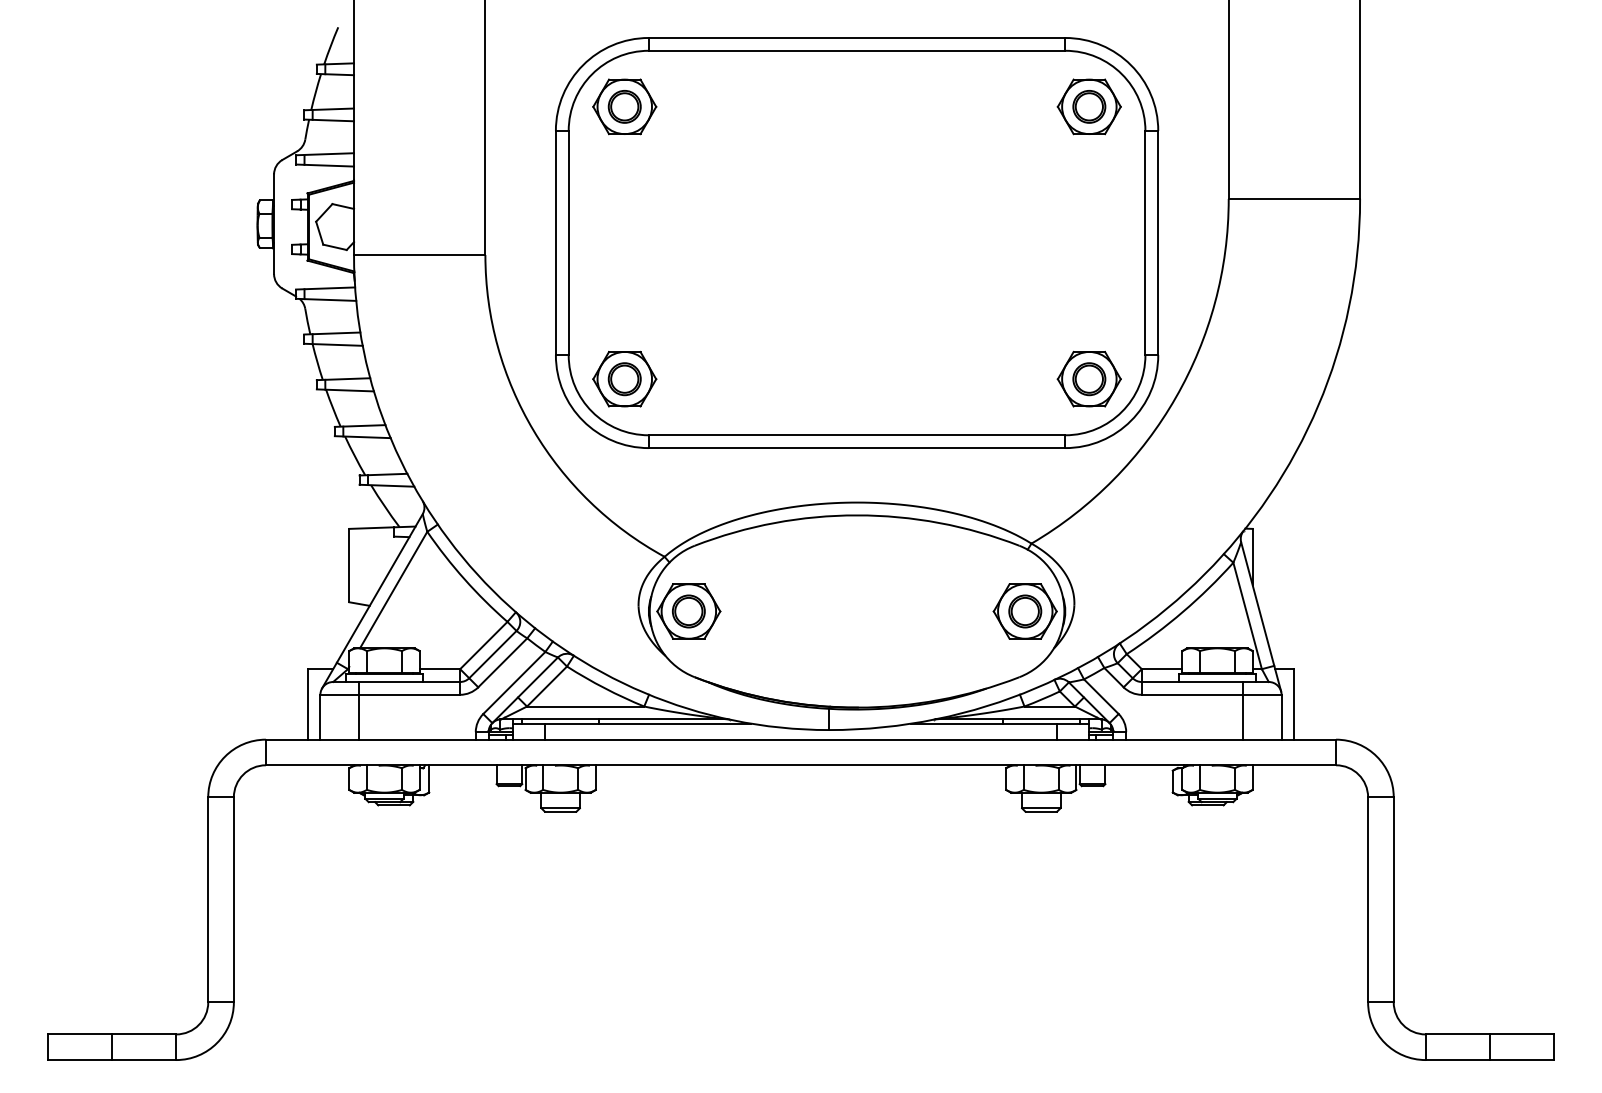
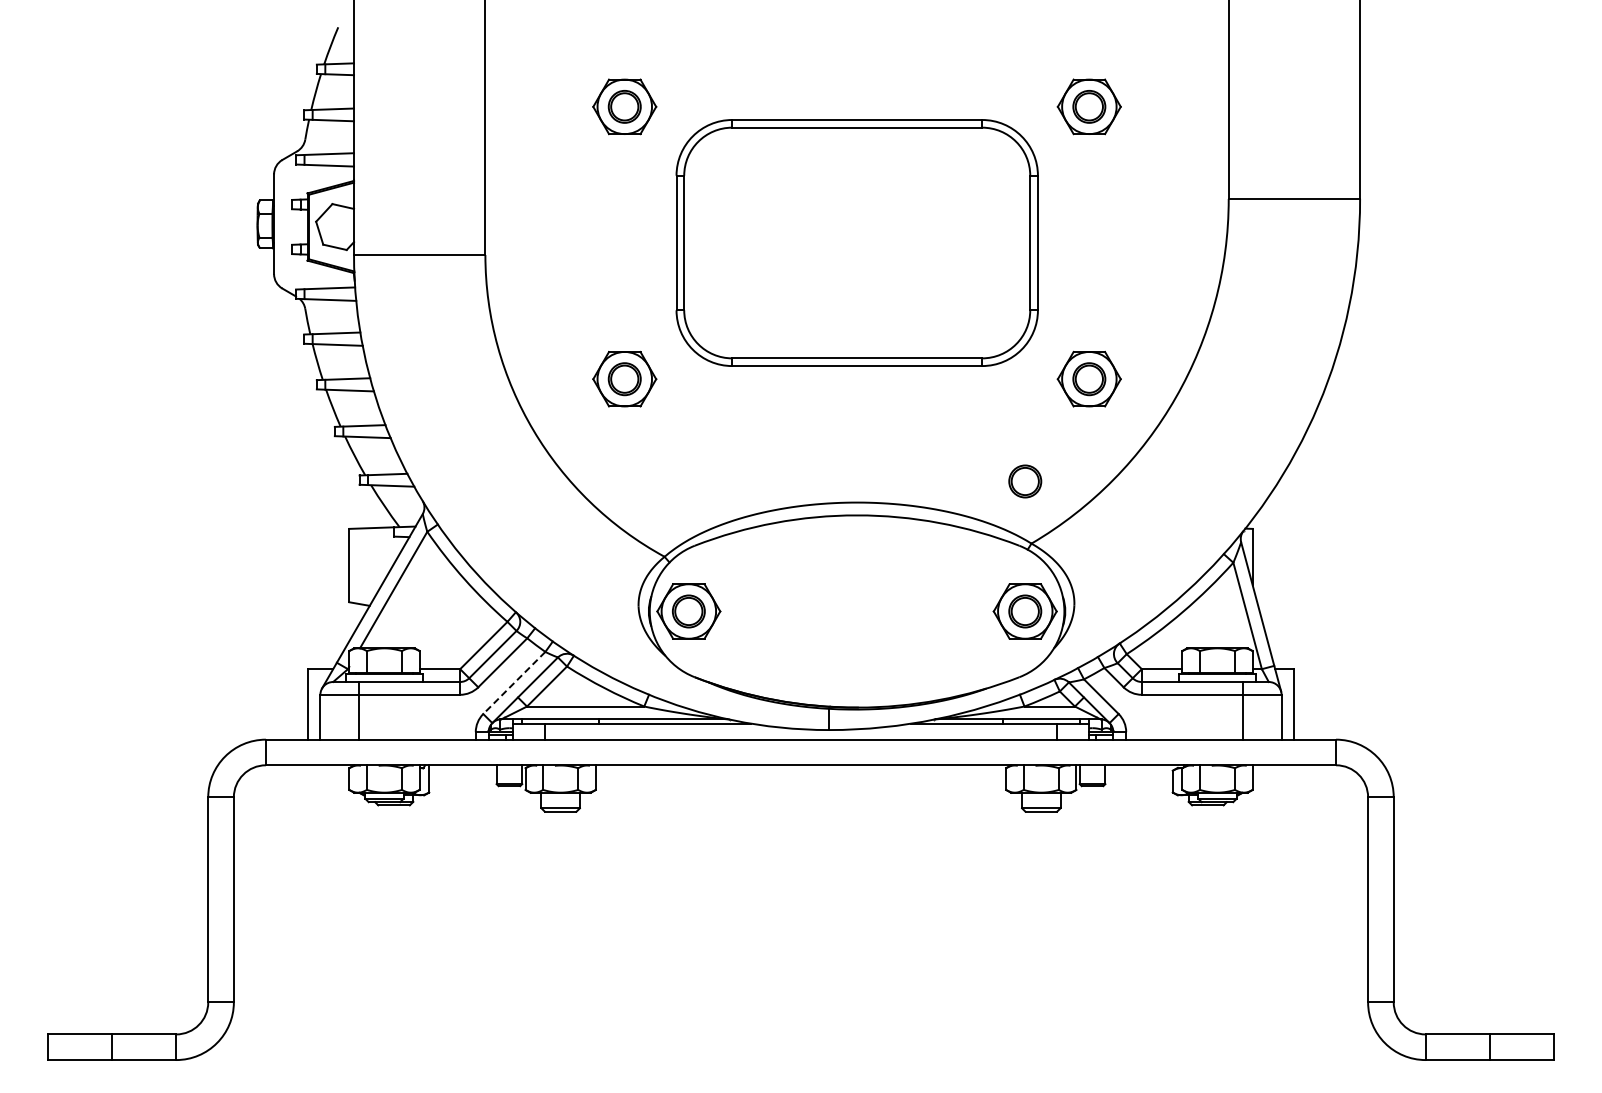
part size: 605x412 px -> 364x248 px (856, 242)
part: none -> present (1025, 481)
line: solid -> dashed (514, 682)
